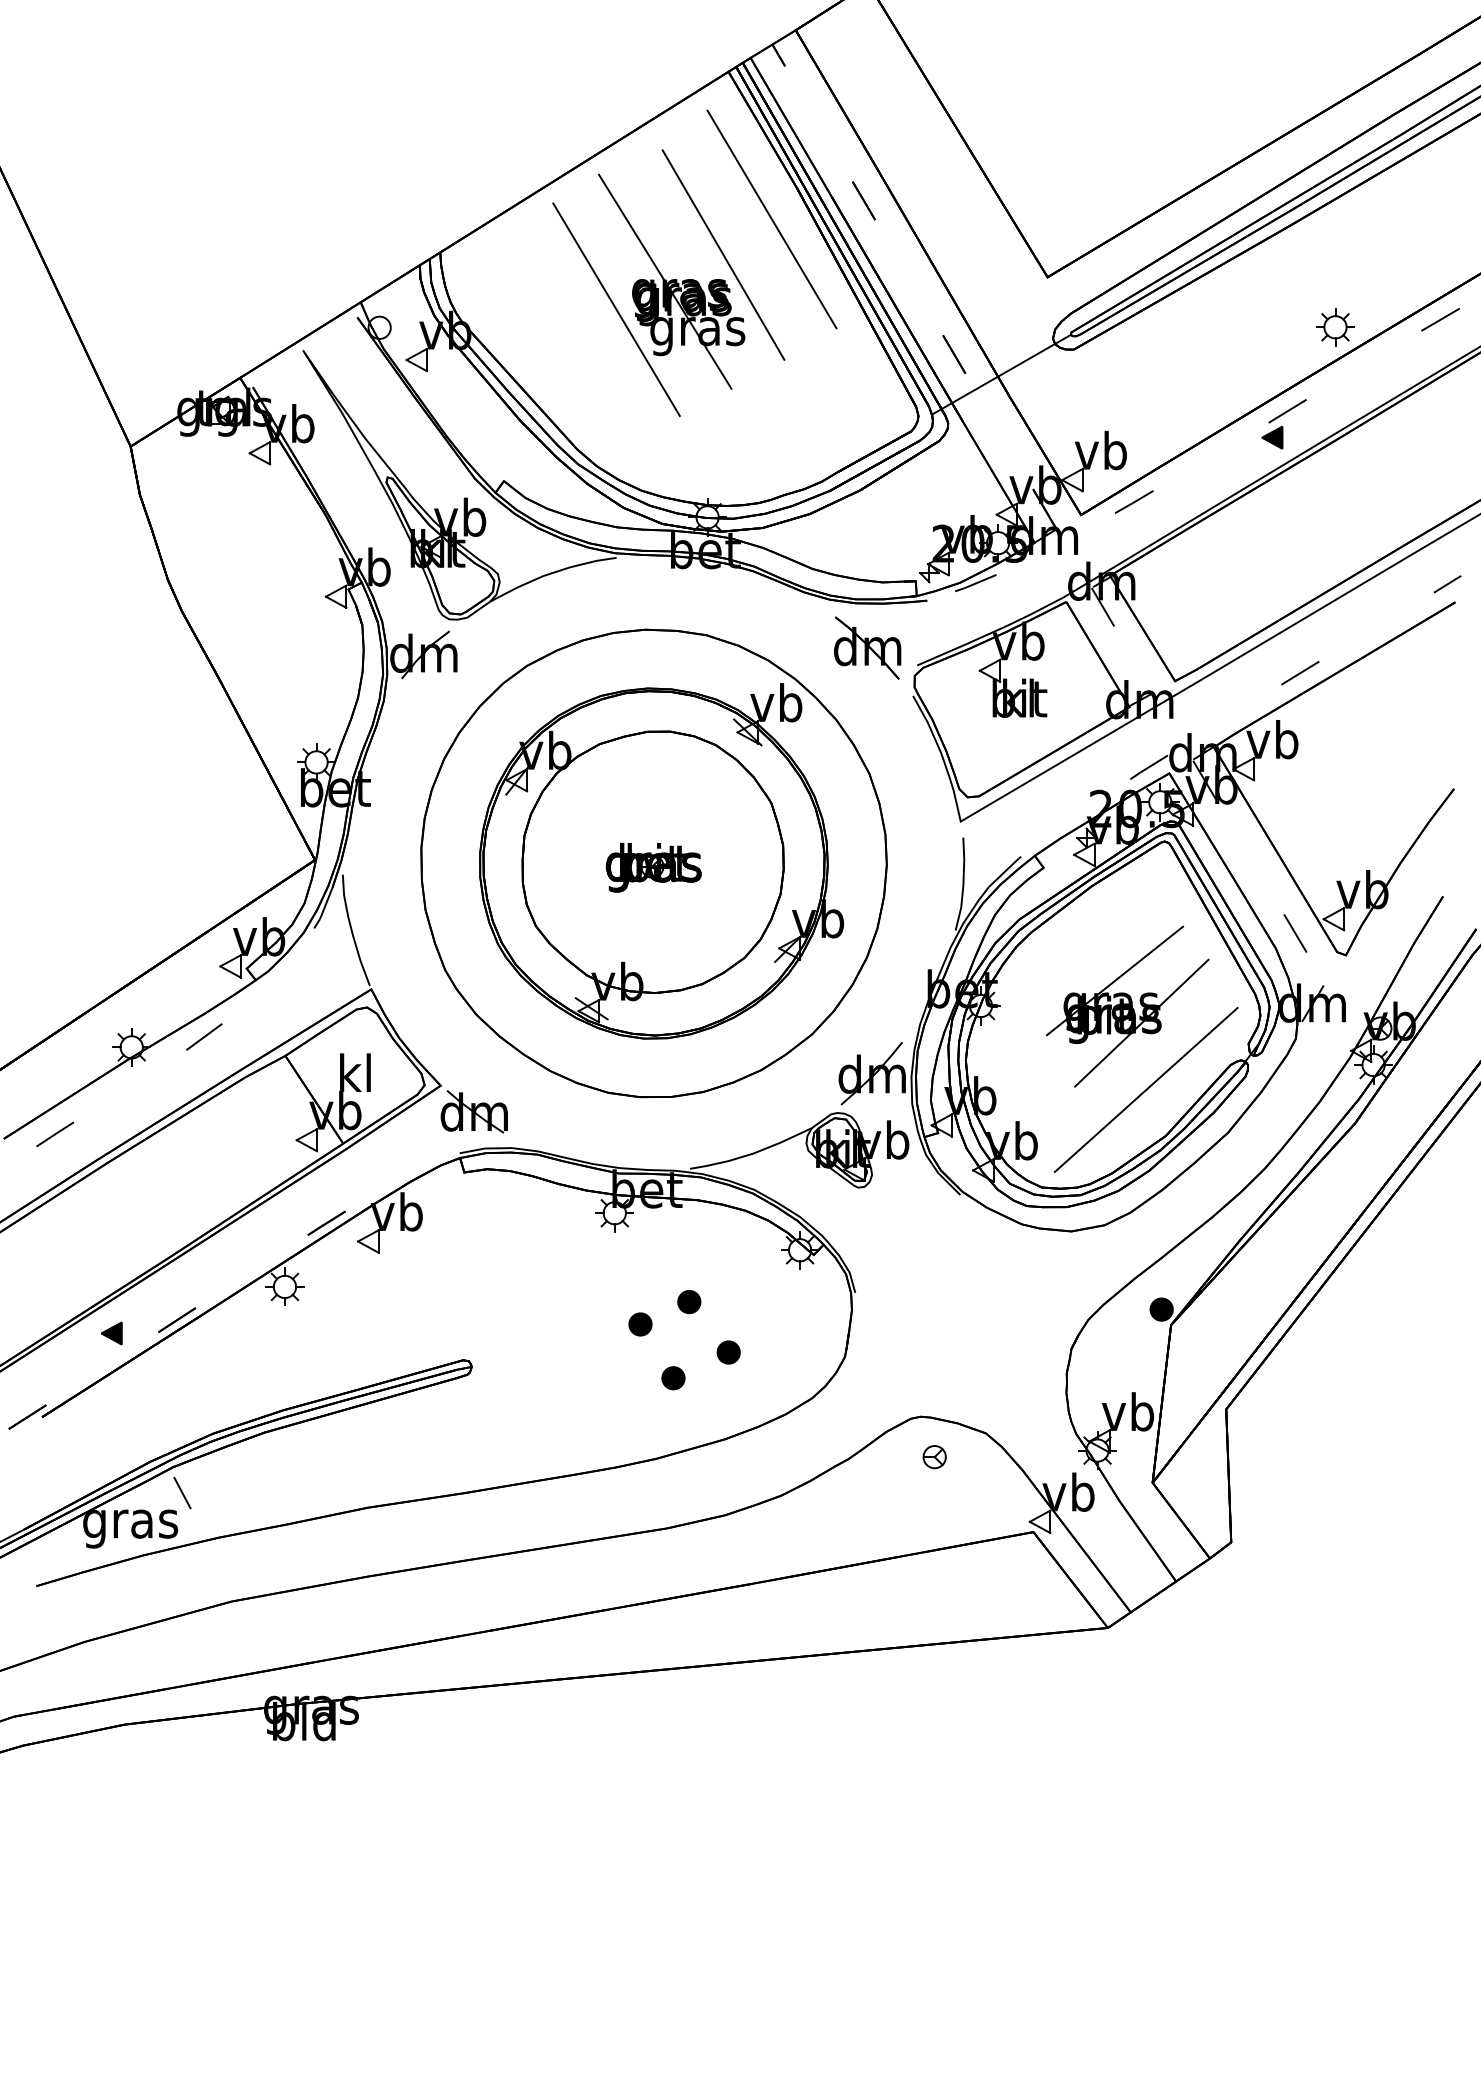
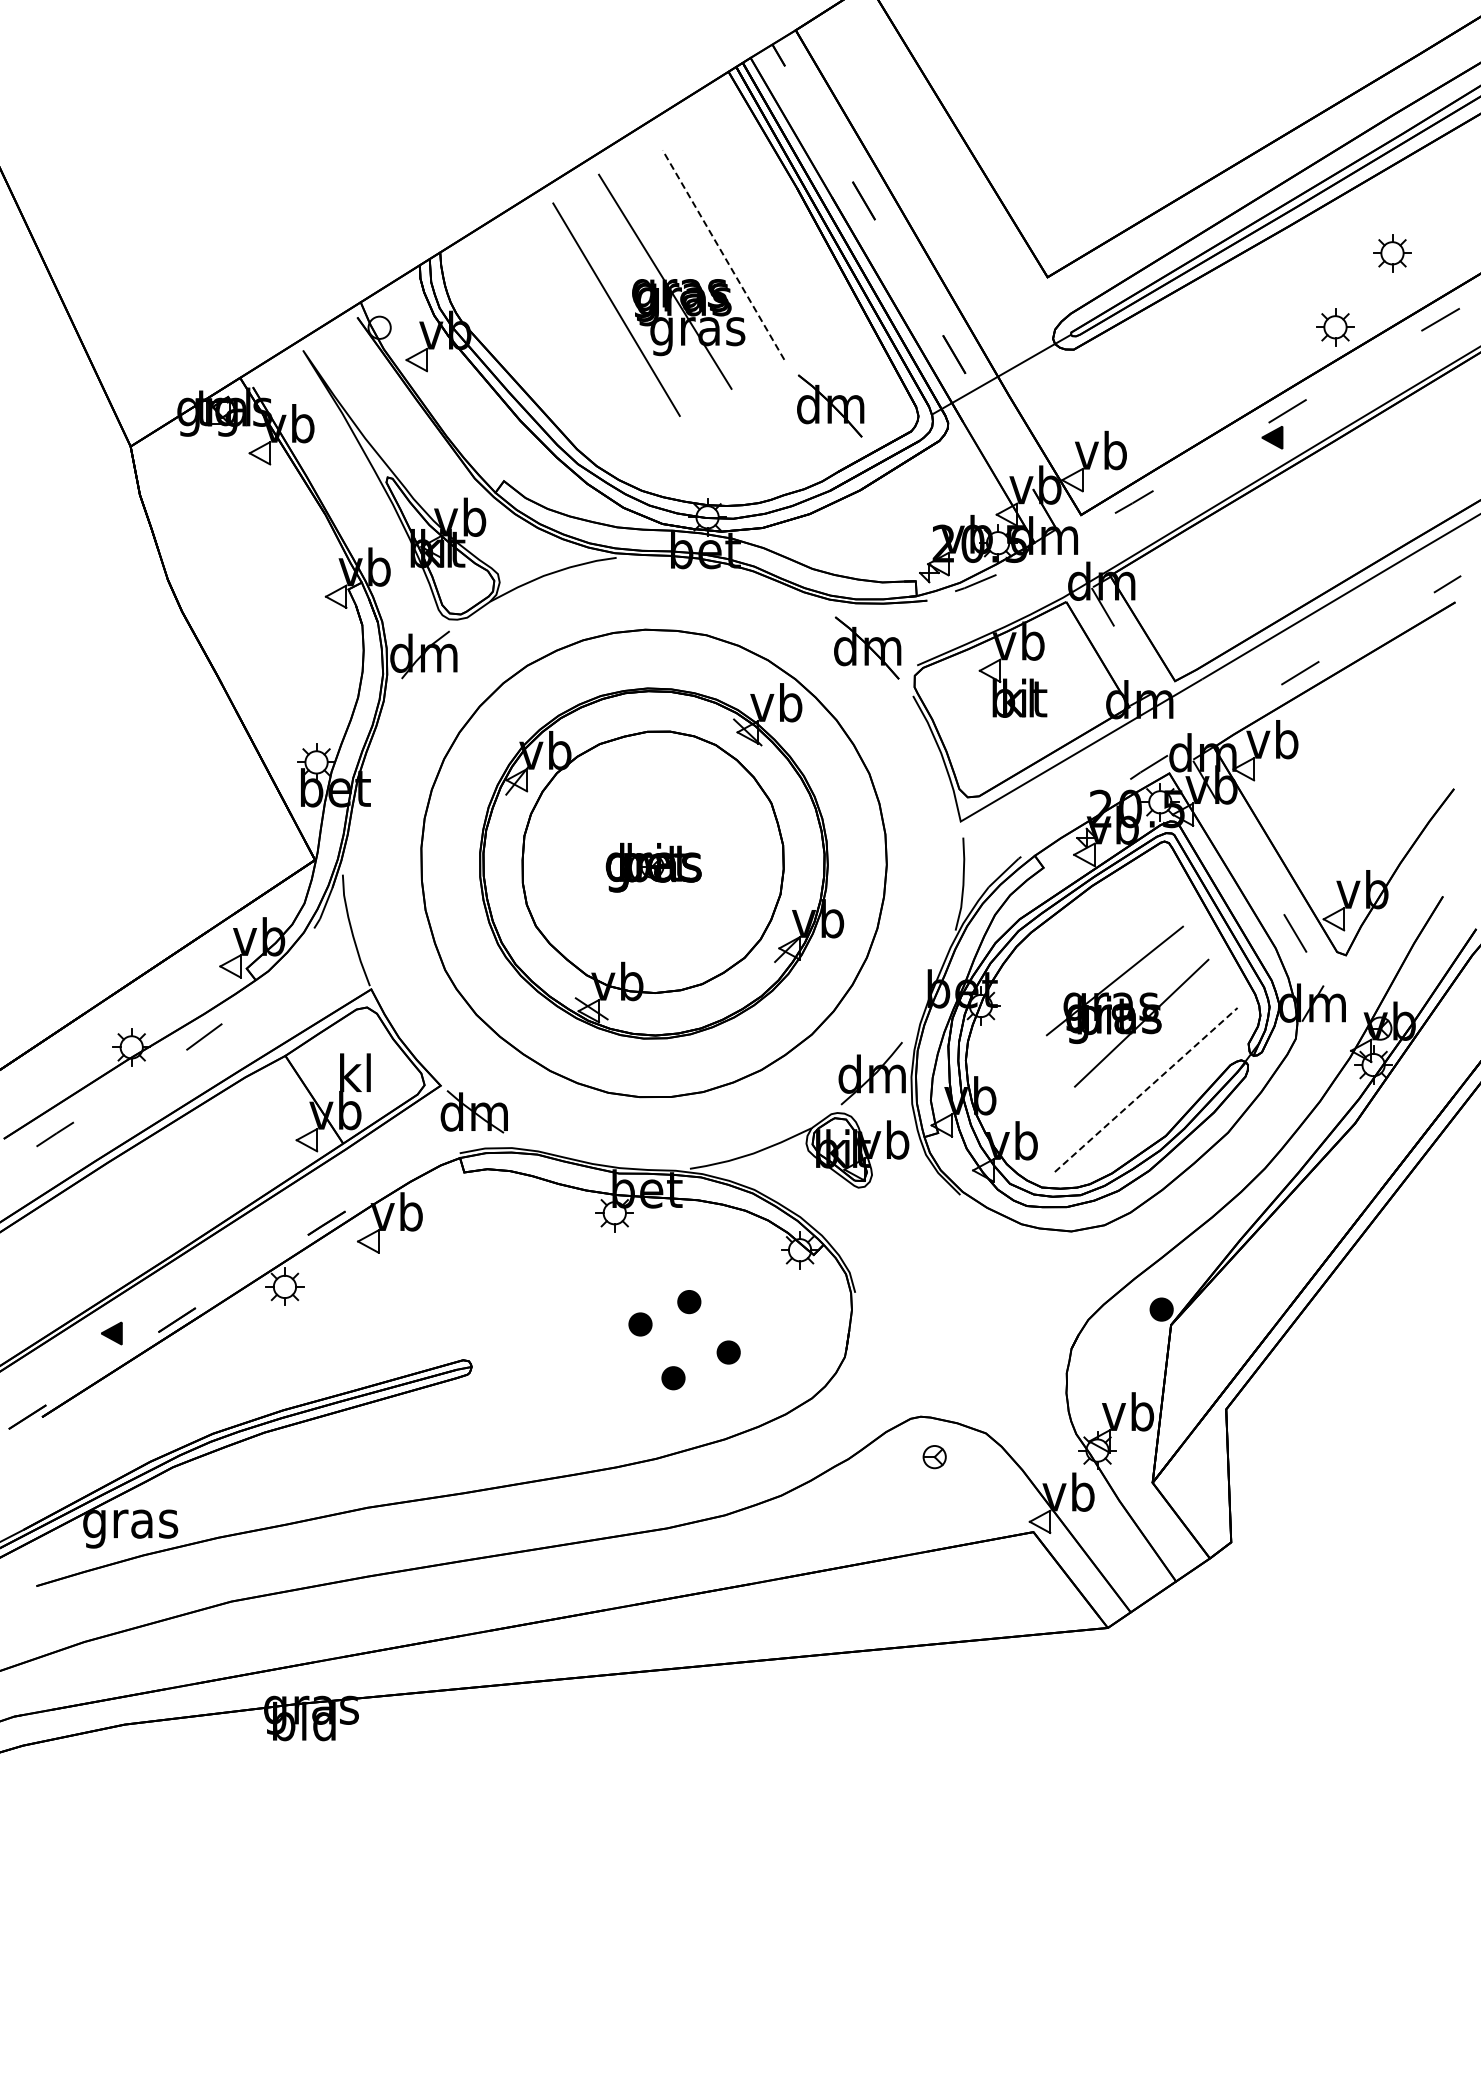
line: present -> none (771, 219)
part: none -> present (1392, 253)
line: solid -> dashed (723, 254)
part: none -> present (830, 405)
line: solid -> dashed (1146, 1090)
line: present -> none (182, 1492)
